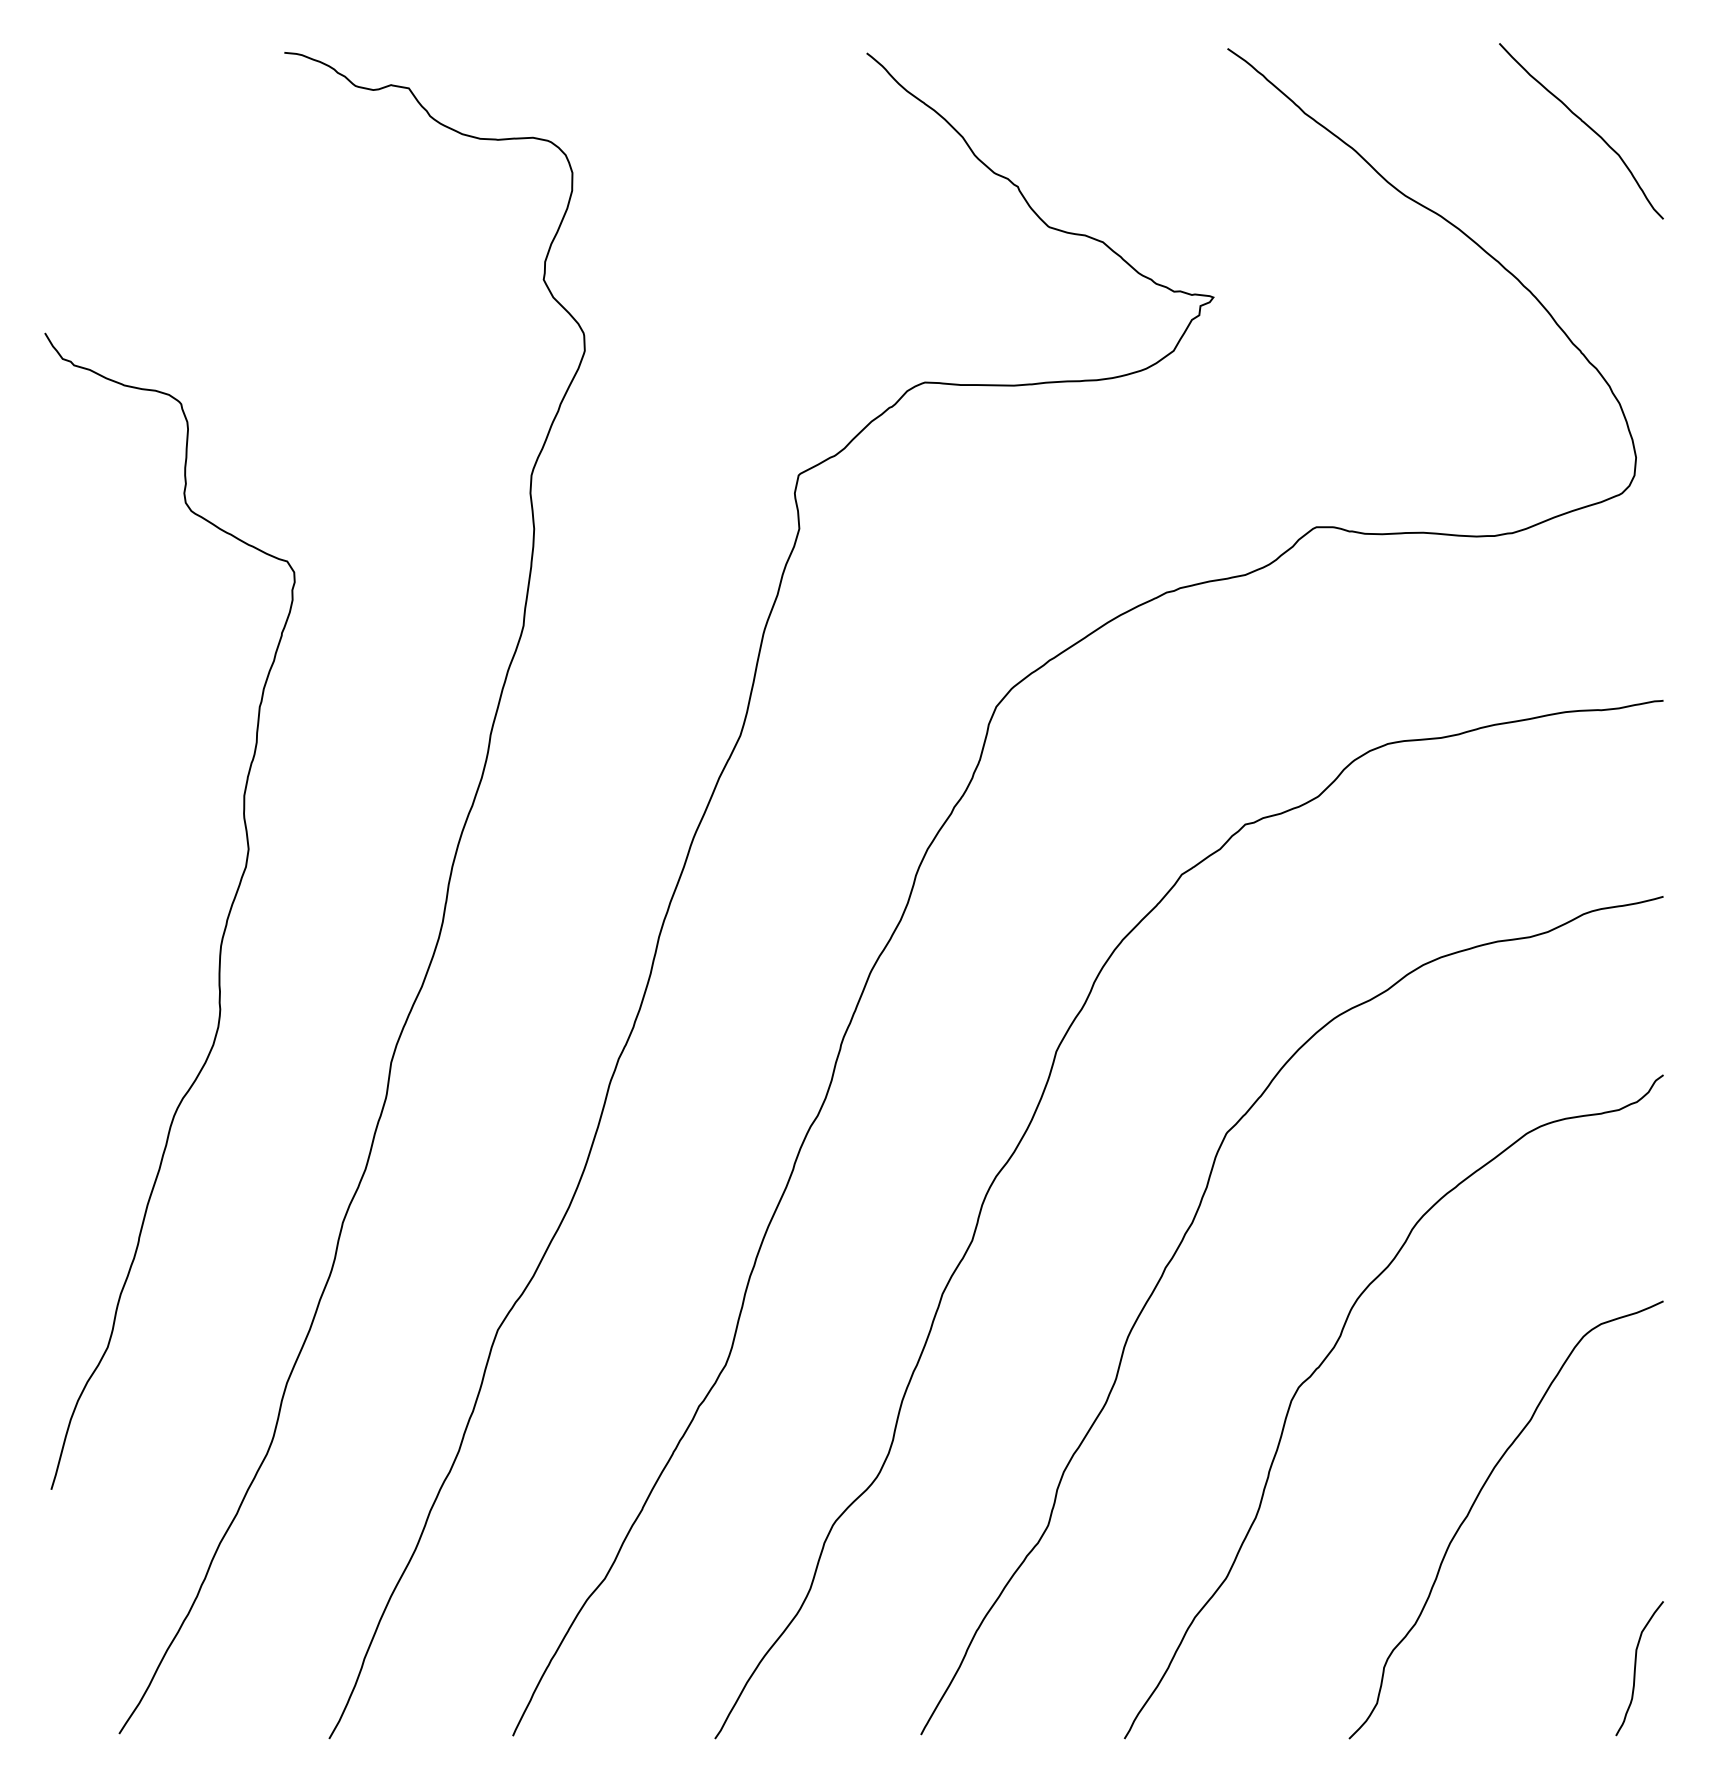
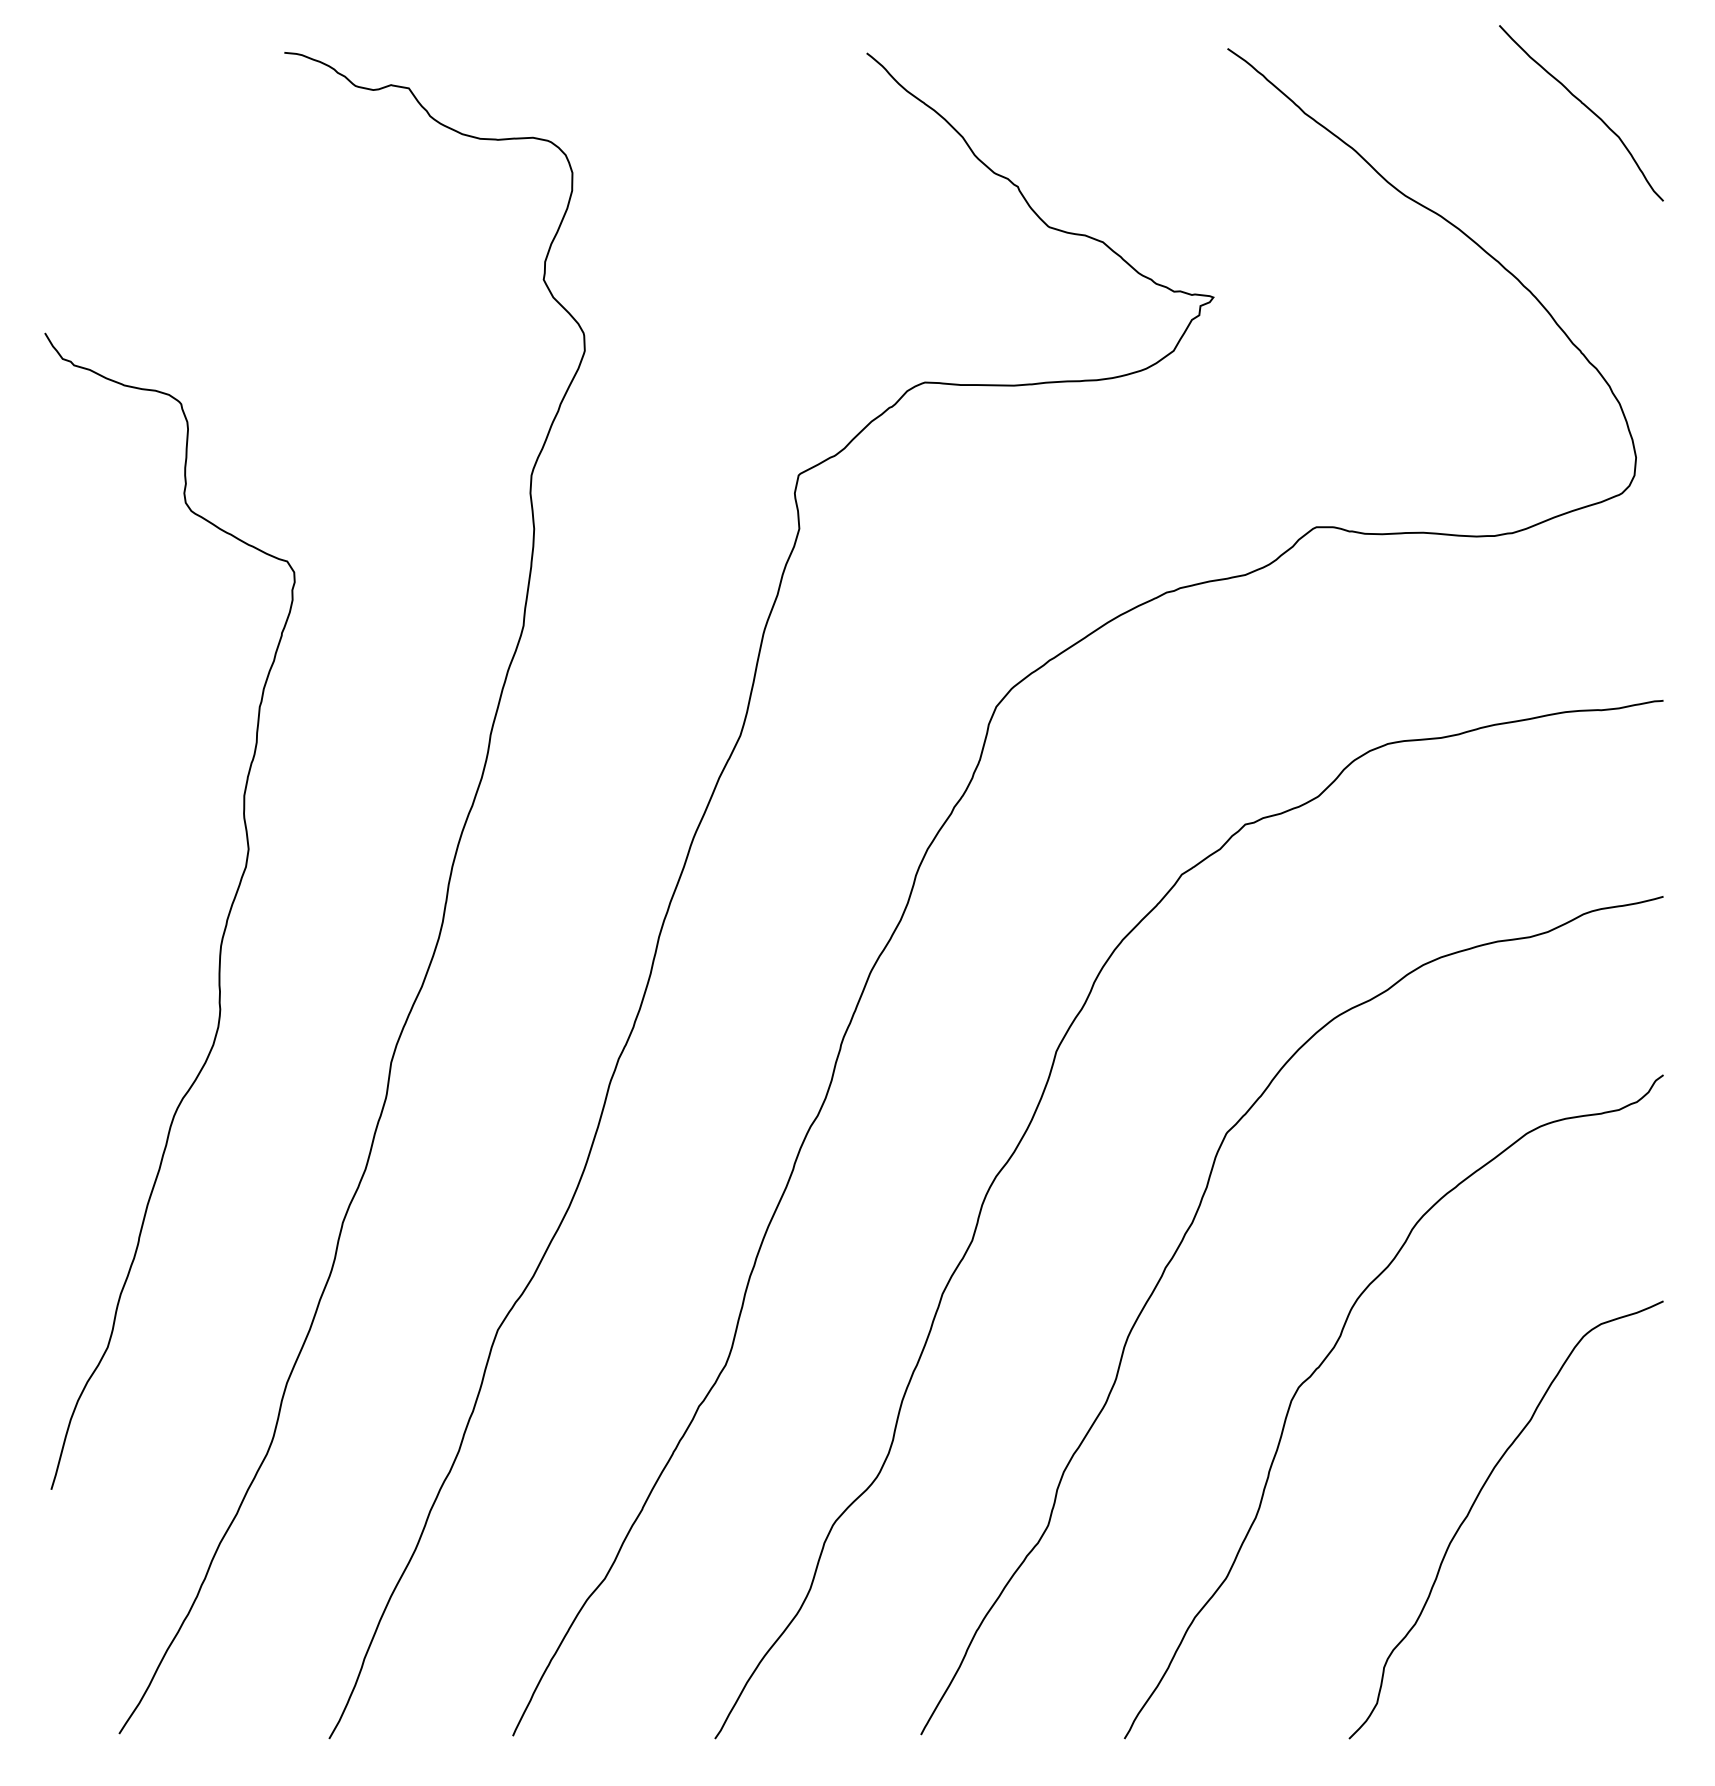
curve position: (1584, 124) -> (1584, 106) (1584, 106)
curve: present -> none (1635, 1668)
